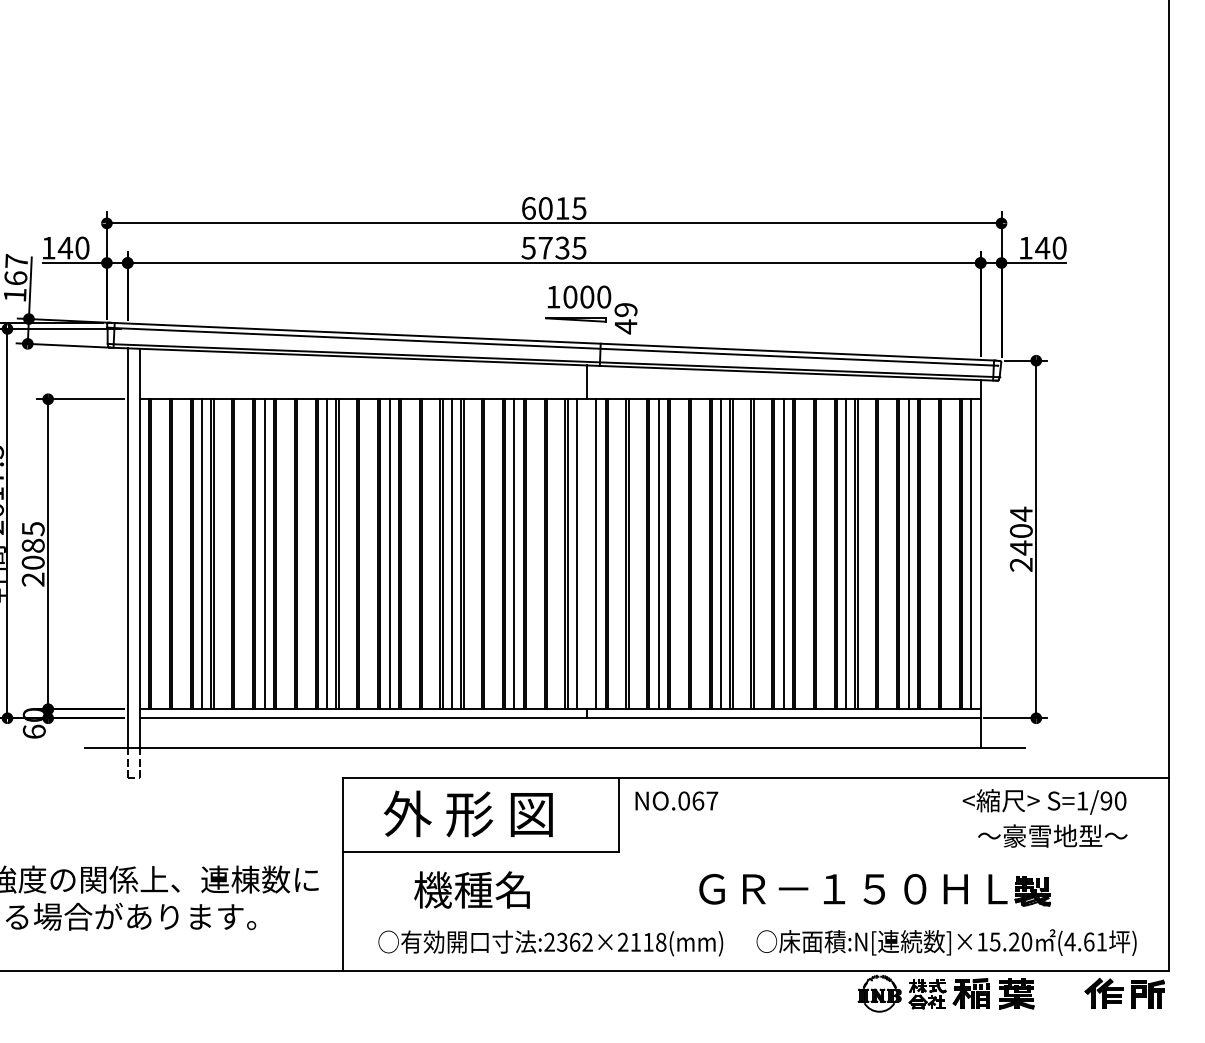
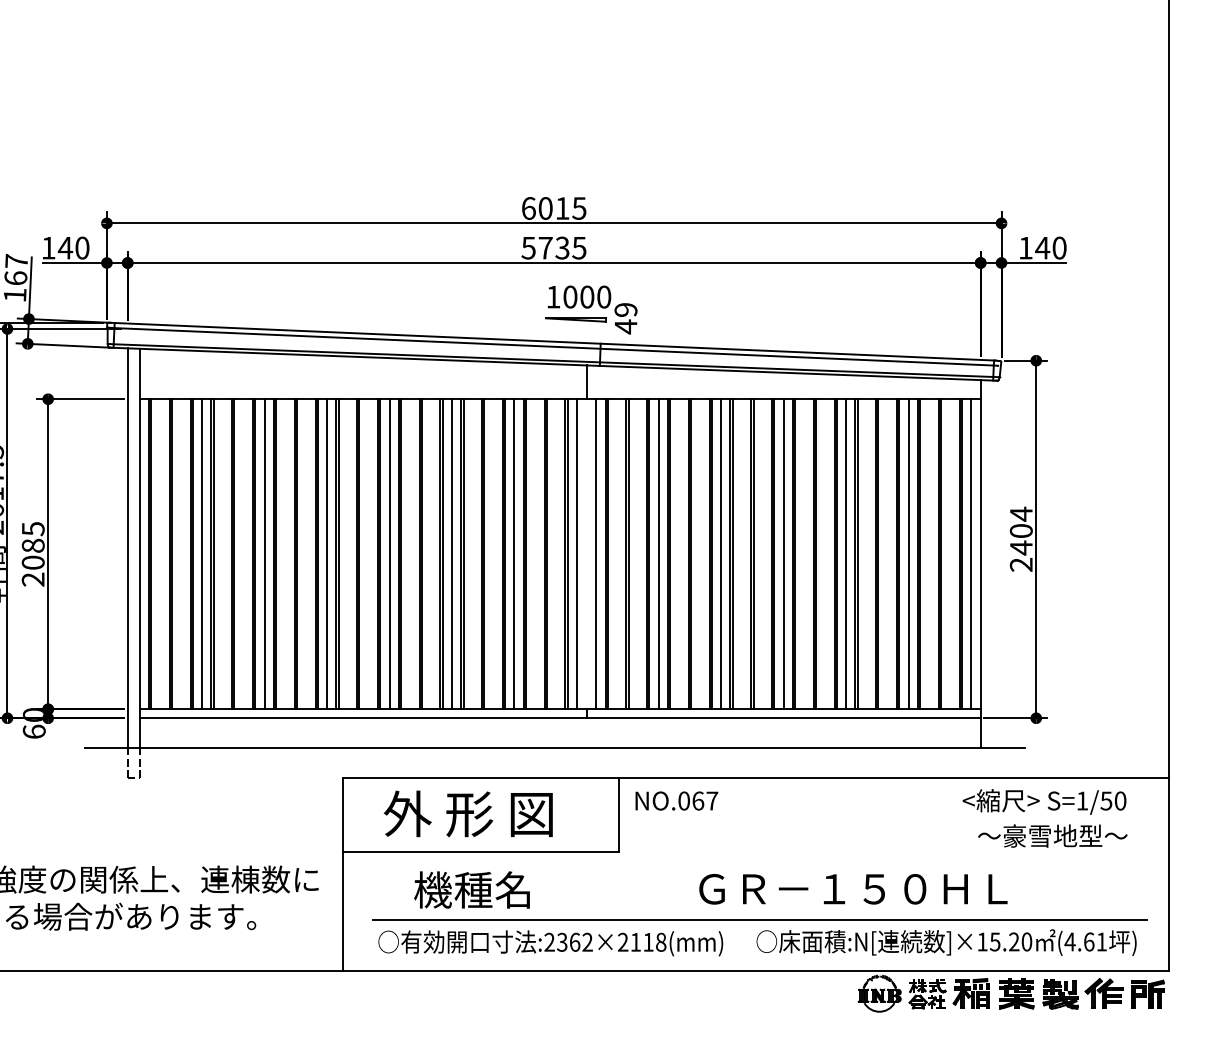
text: S=1/90 -> S=1/50 (1106, 800)
part position: (1032, 891) -> (1060, 994) (1060, 994)
line: none -> present (759, 919)
